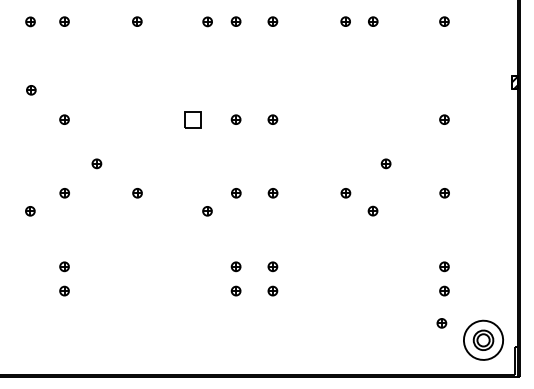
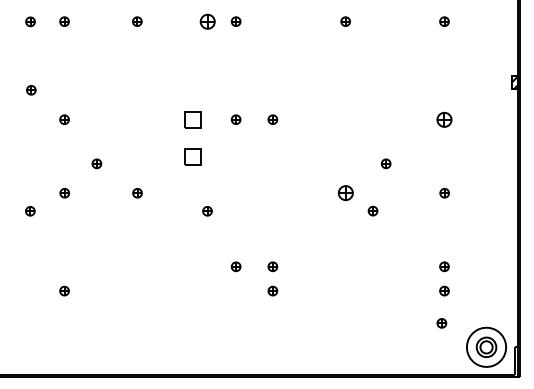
part size: 11x12 px -> 17x17 px (207, 21)
part: present -> none (272, 21)
part: present -> none (373, 21)
part size: 11x11 px -> 17x17 px (444, 119)
part: none -> present (192, 156)
part: present -> none (236, 193)
part: present -> none (272, 193)
part size: 12x11 px -> 17x16 px (345, 192)
part: present -> none (64, 266)
part: present -> none (235, 290)
part position: (483, 339) -> (486, 346) (486, 346)
